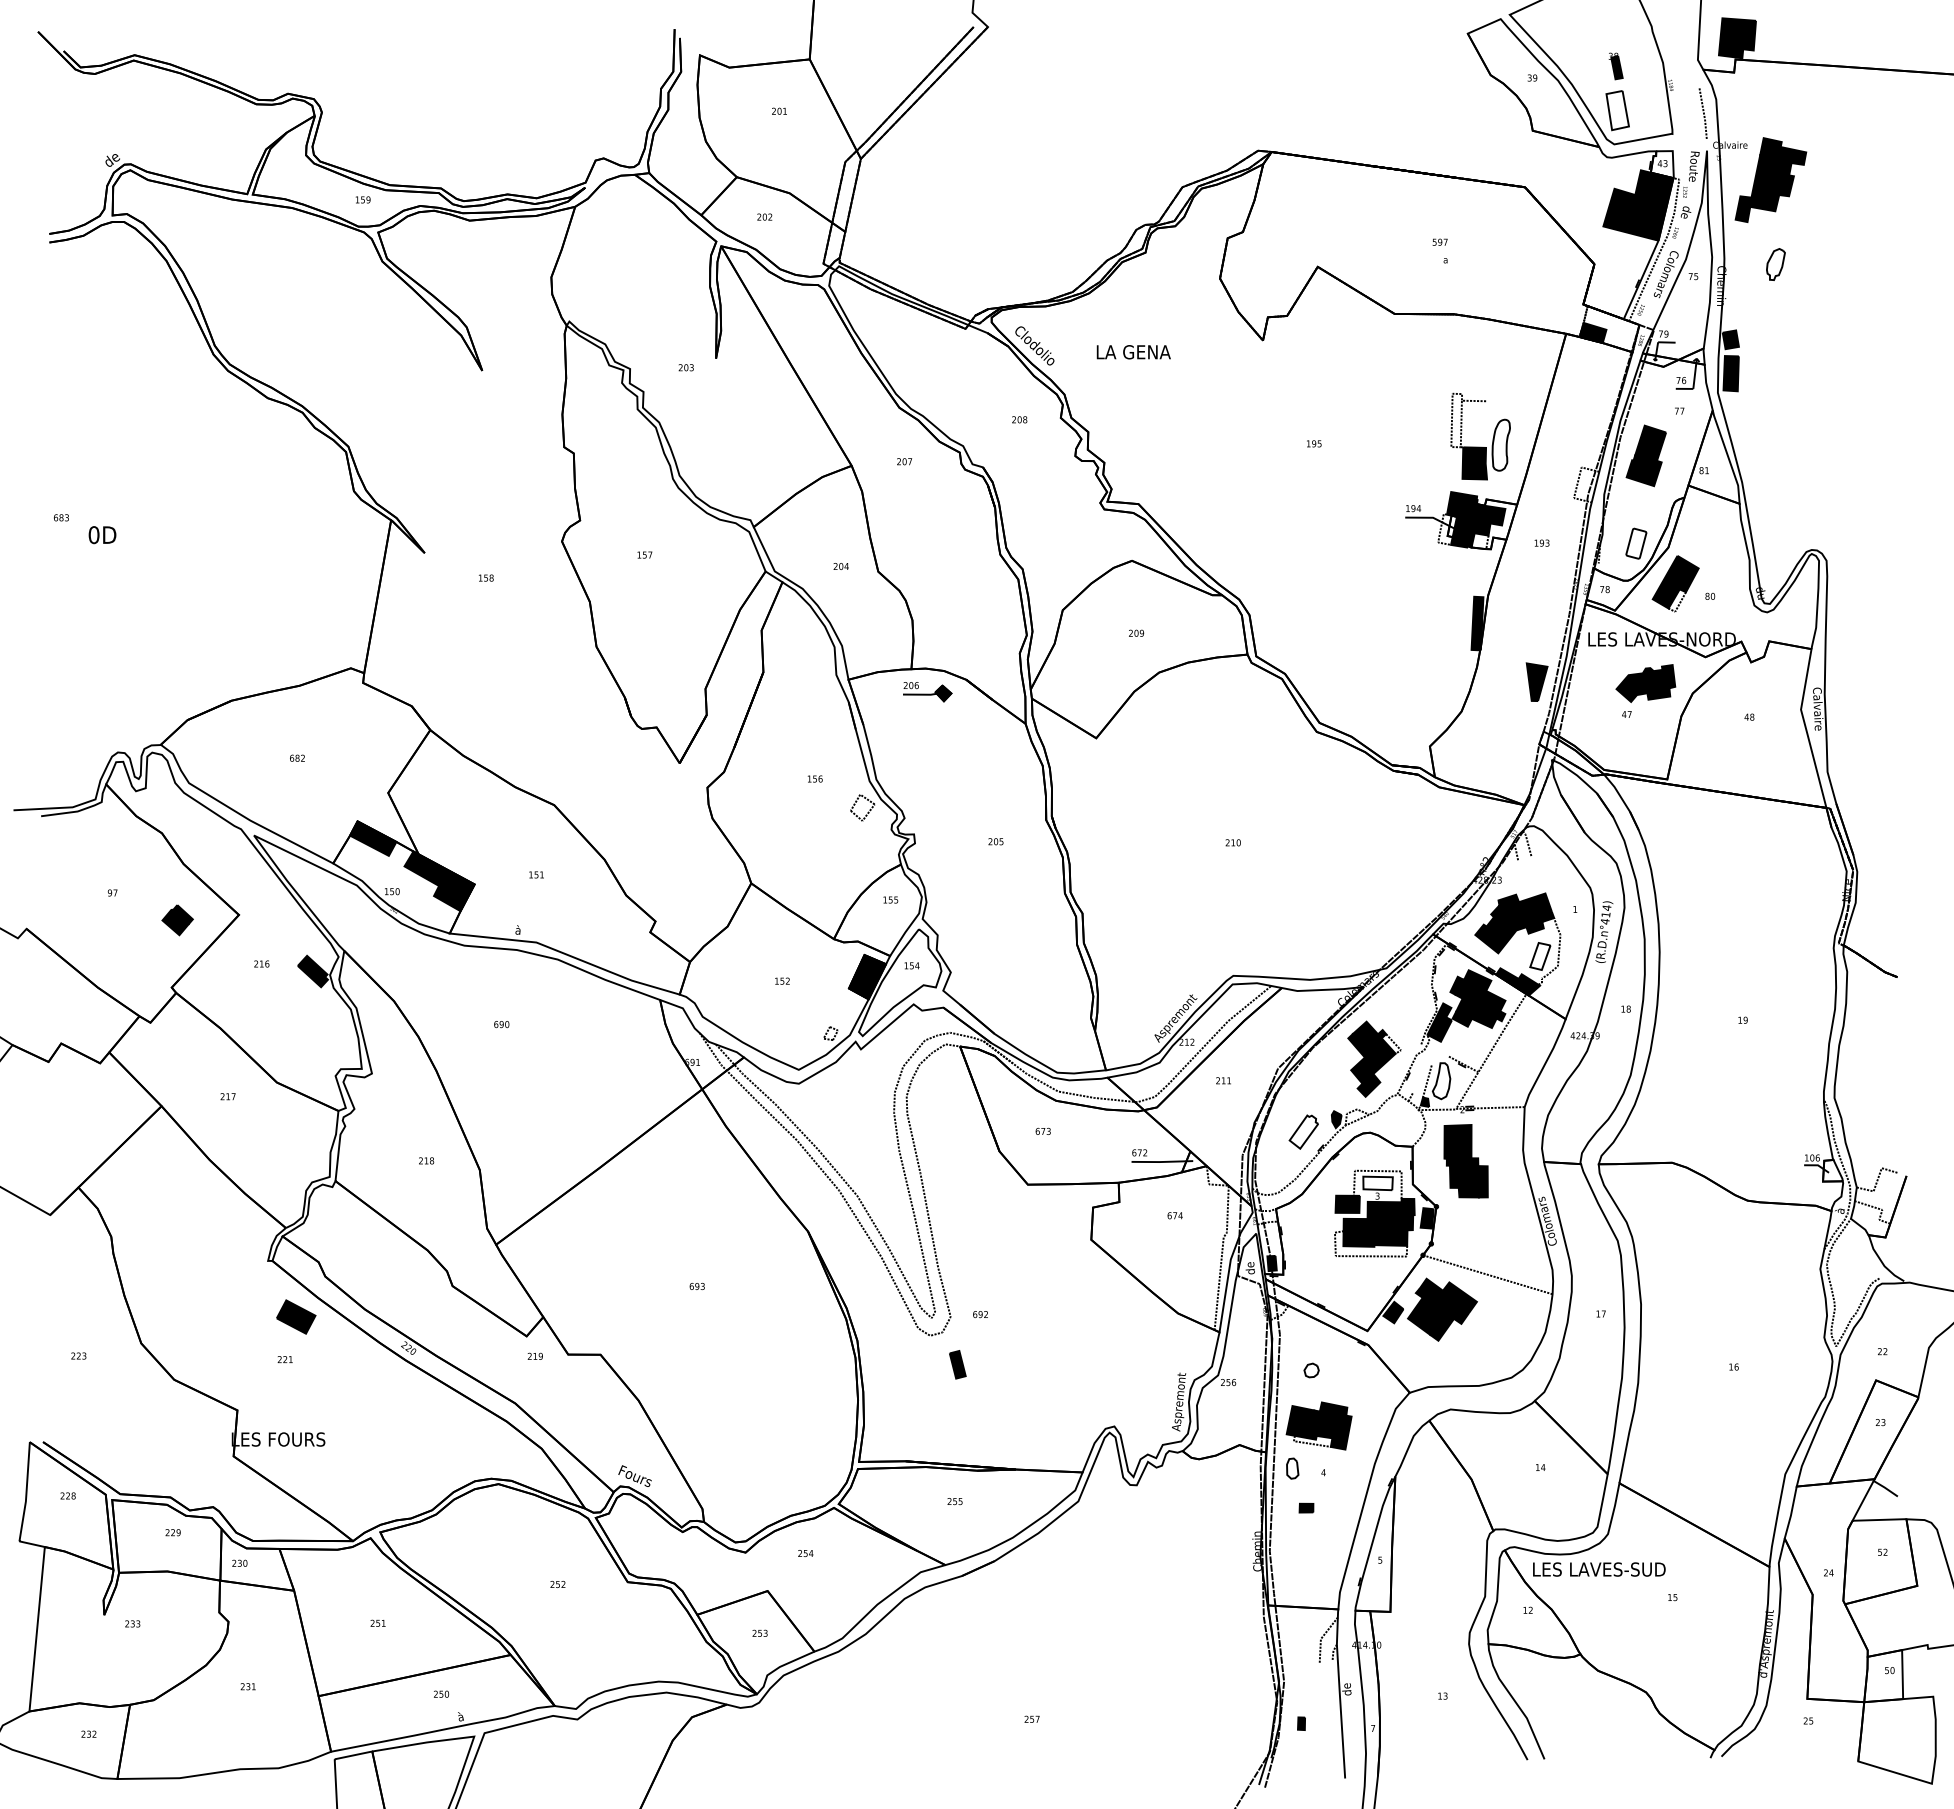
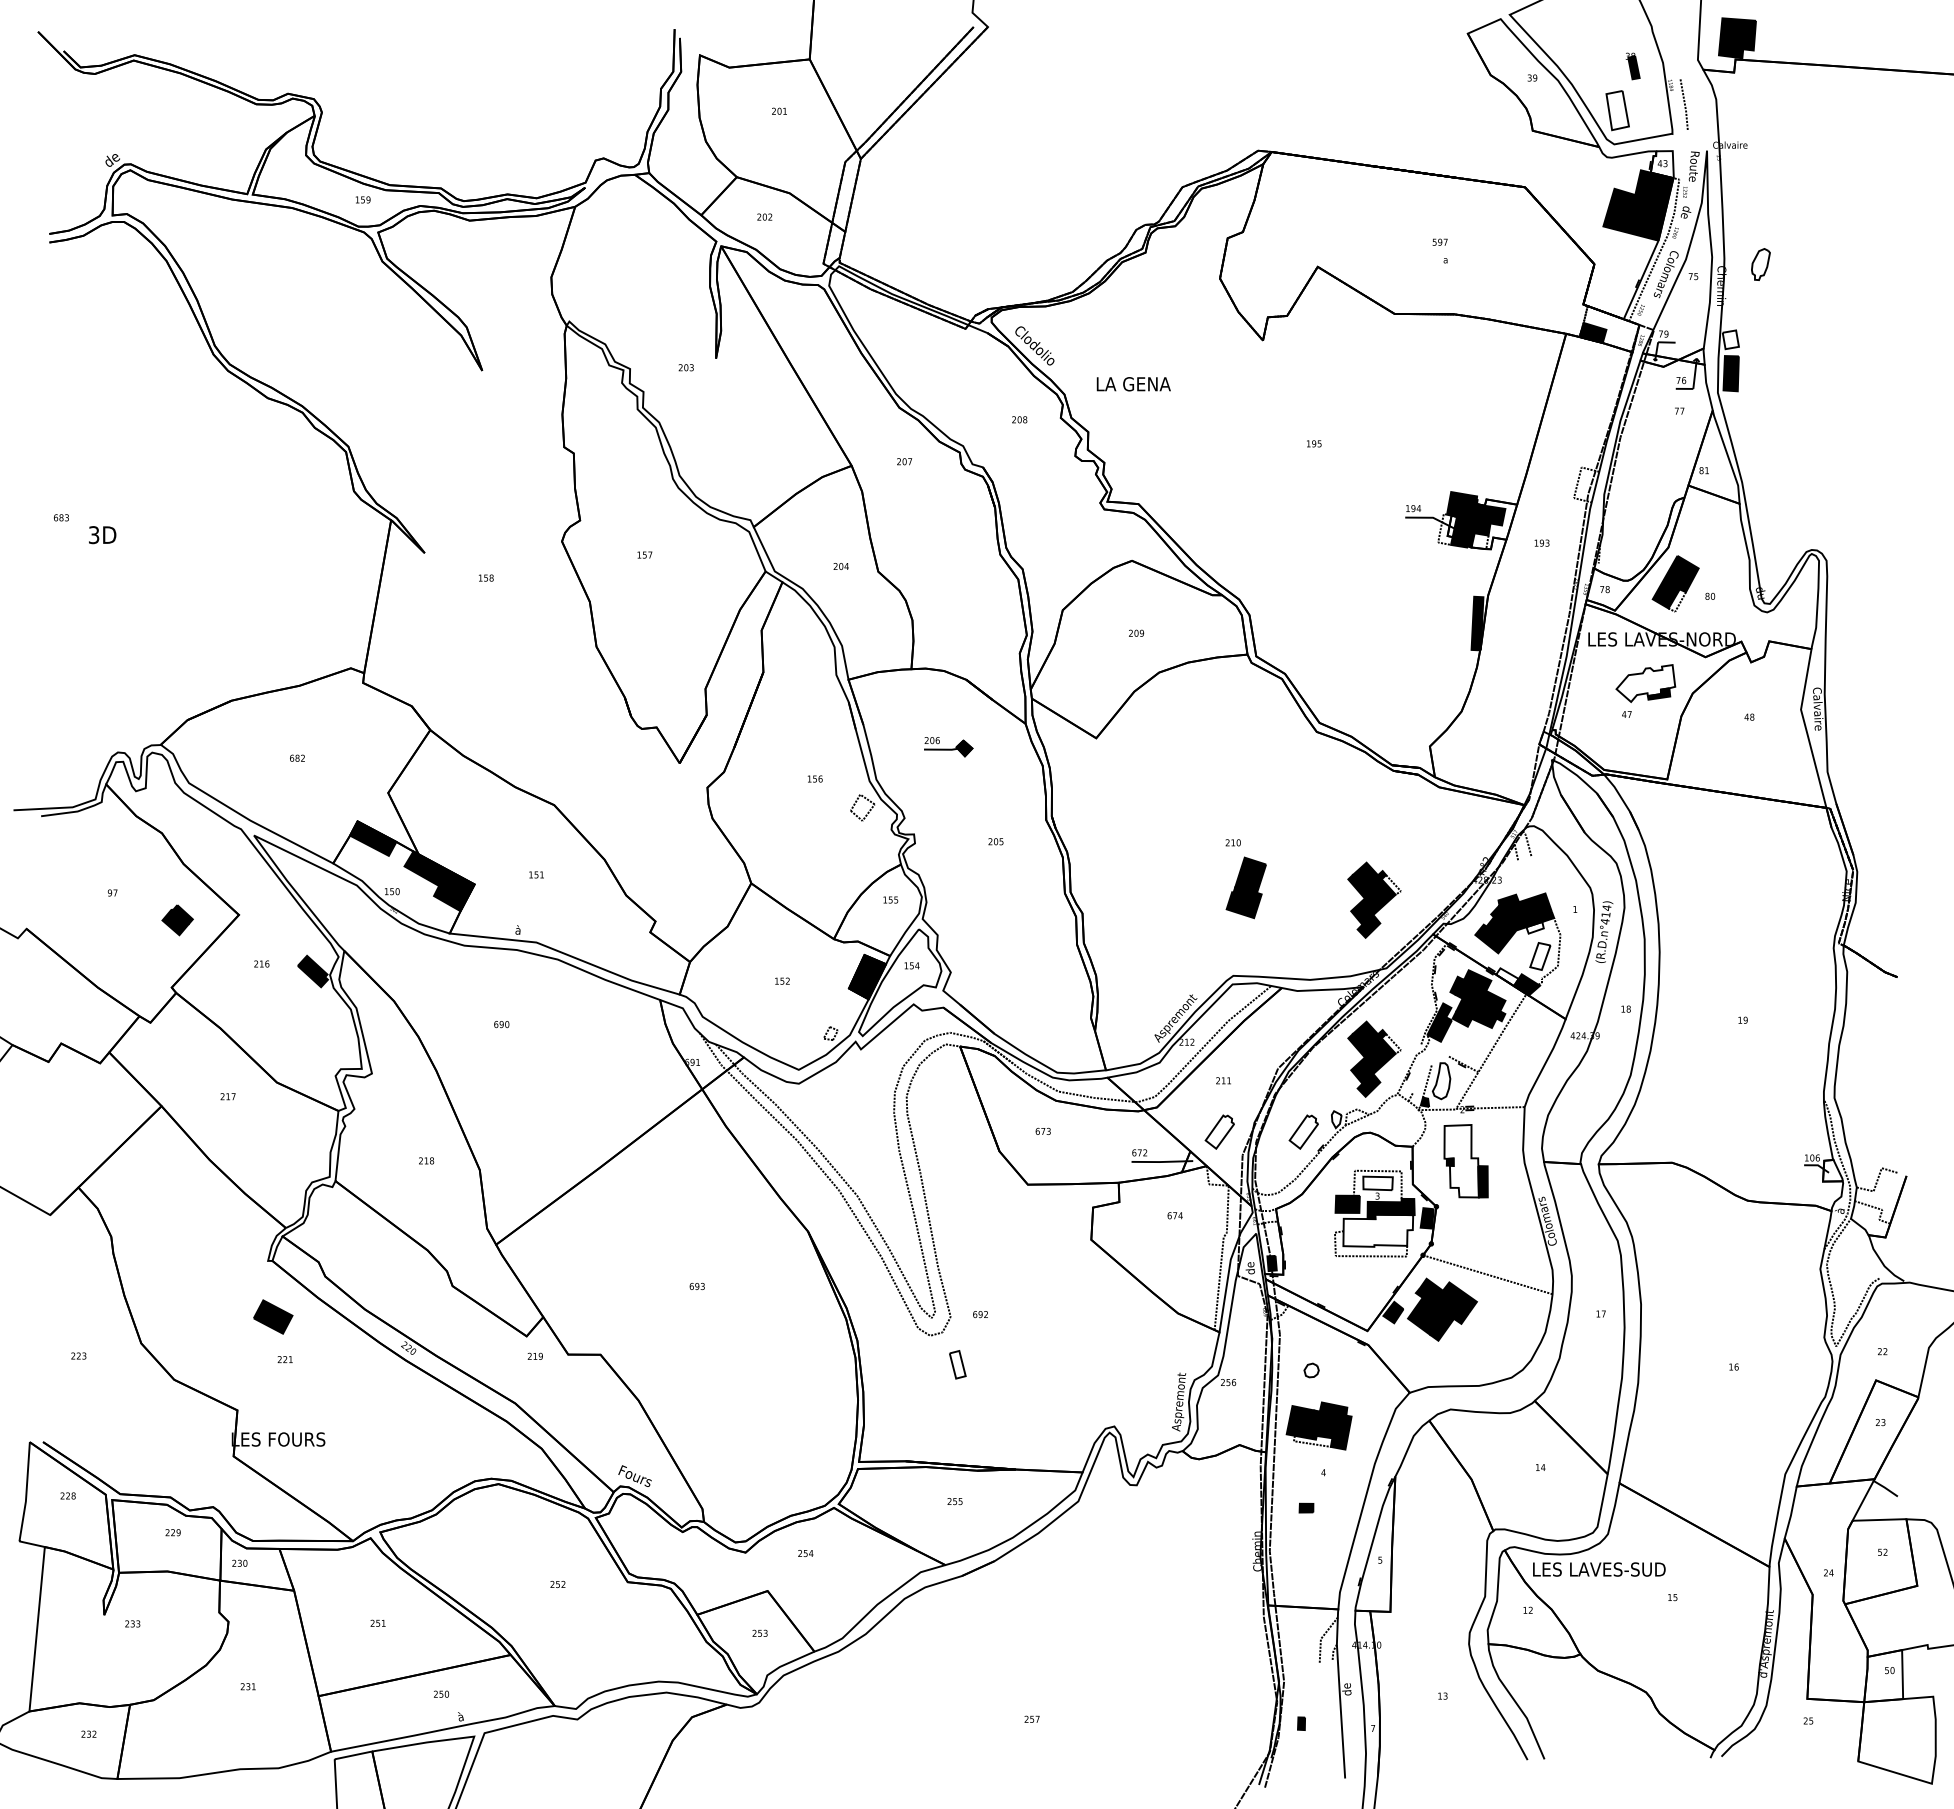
part position: (1615, 66) -> (1632, 66) (1632, 66)
line position: (1703, 113) -> (1684, 104) (1684, 104)
part: present -> none (1770, 179)
part position: (1775, 264) -> (1760, 264) (1760, 264)
fill: present -> none (1730, 339)
text position: (1133, 352) -> (1133, 384) (1133, 384)
part: present -> none (1480, 446)
part position: (1645, 455) -> (1245, 887) (1245, 887)
text: 0D -> 3D (93, 535)
part: present -> none (1636, 543)
part: present -> none (1536, 681)
fill: present -> none (1645, 683)
part position: (927, 692) -> (948, 747) (948, 747)
part: none -> present (1374, 899)
fill: present -> none (1534, 927)
fill: present -> none (1507, 977)
fill: present -> none (1336, 1119)
part: none -> present (1219, 1131)
fill: present -> none (1461, 1160)
fill: present -> none (1378, 1230)
part position: (296, 1316) -> (273, 1316) (273, 1316)
fill: present -> none (957, 1364)
part: present -> none (1292, 1468)
